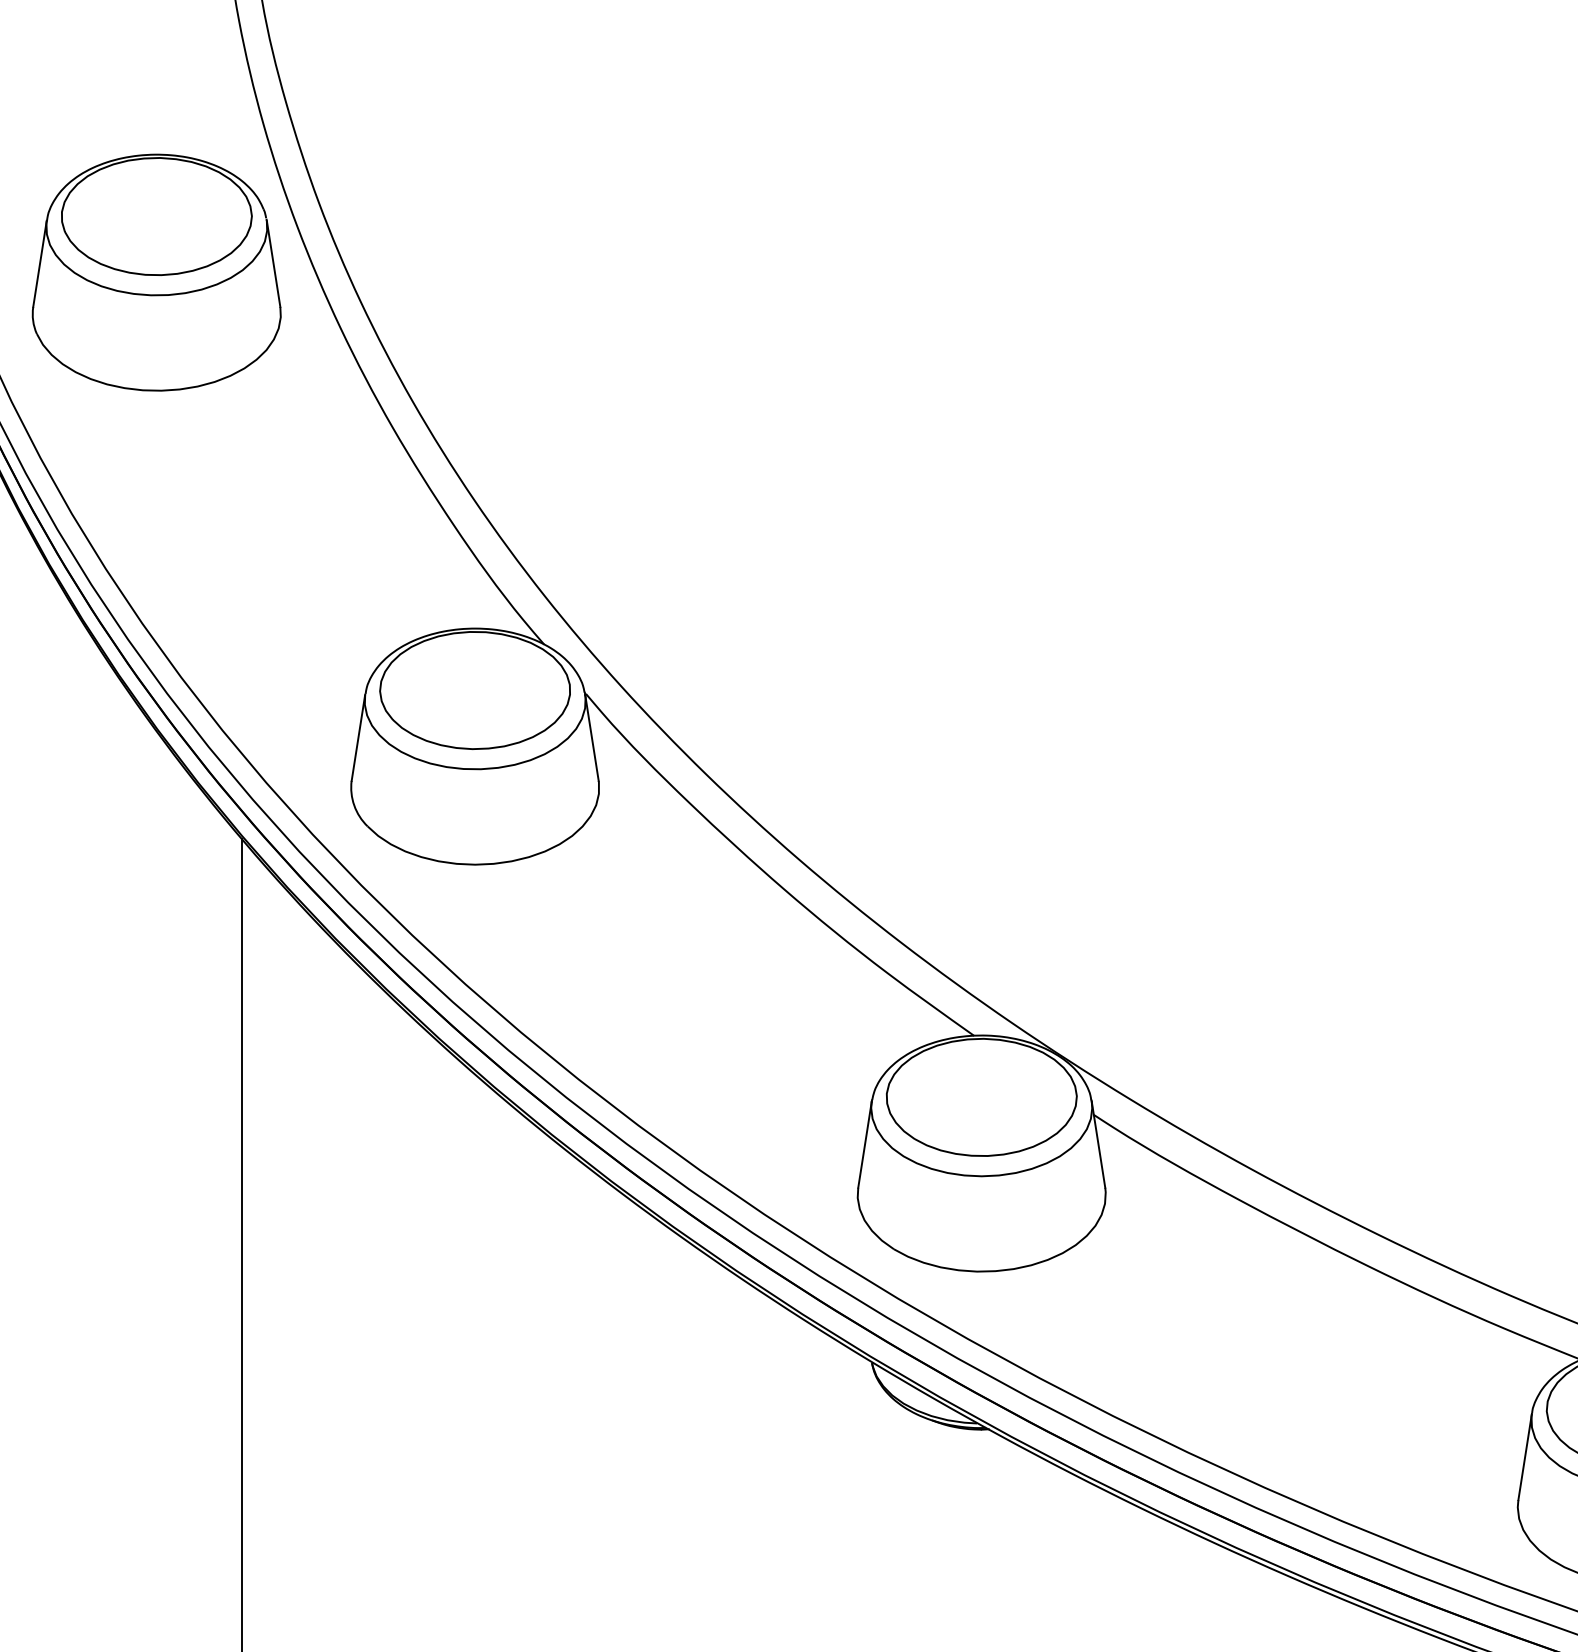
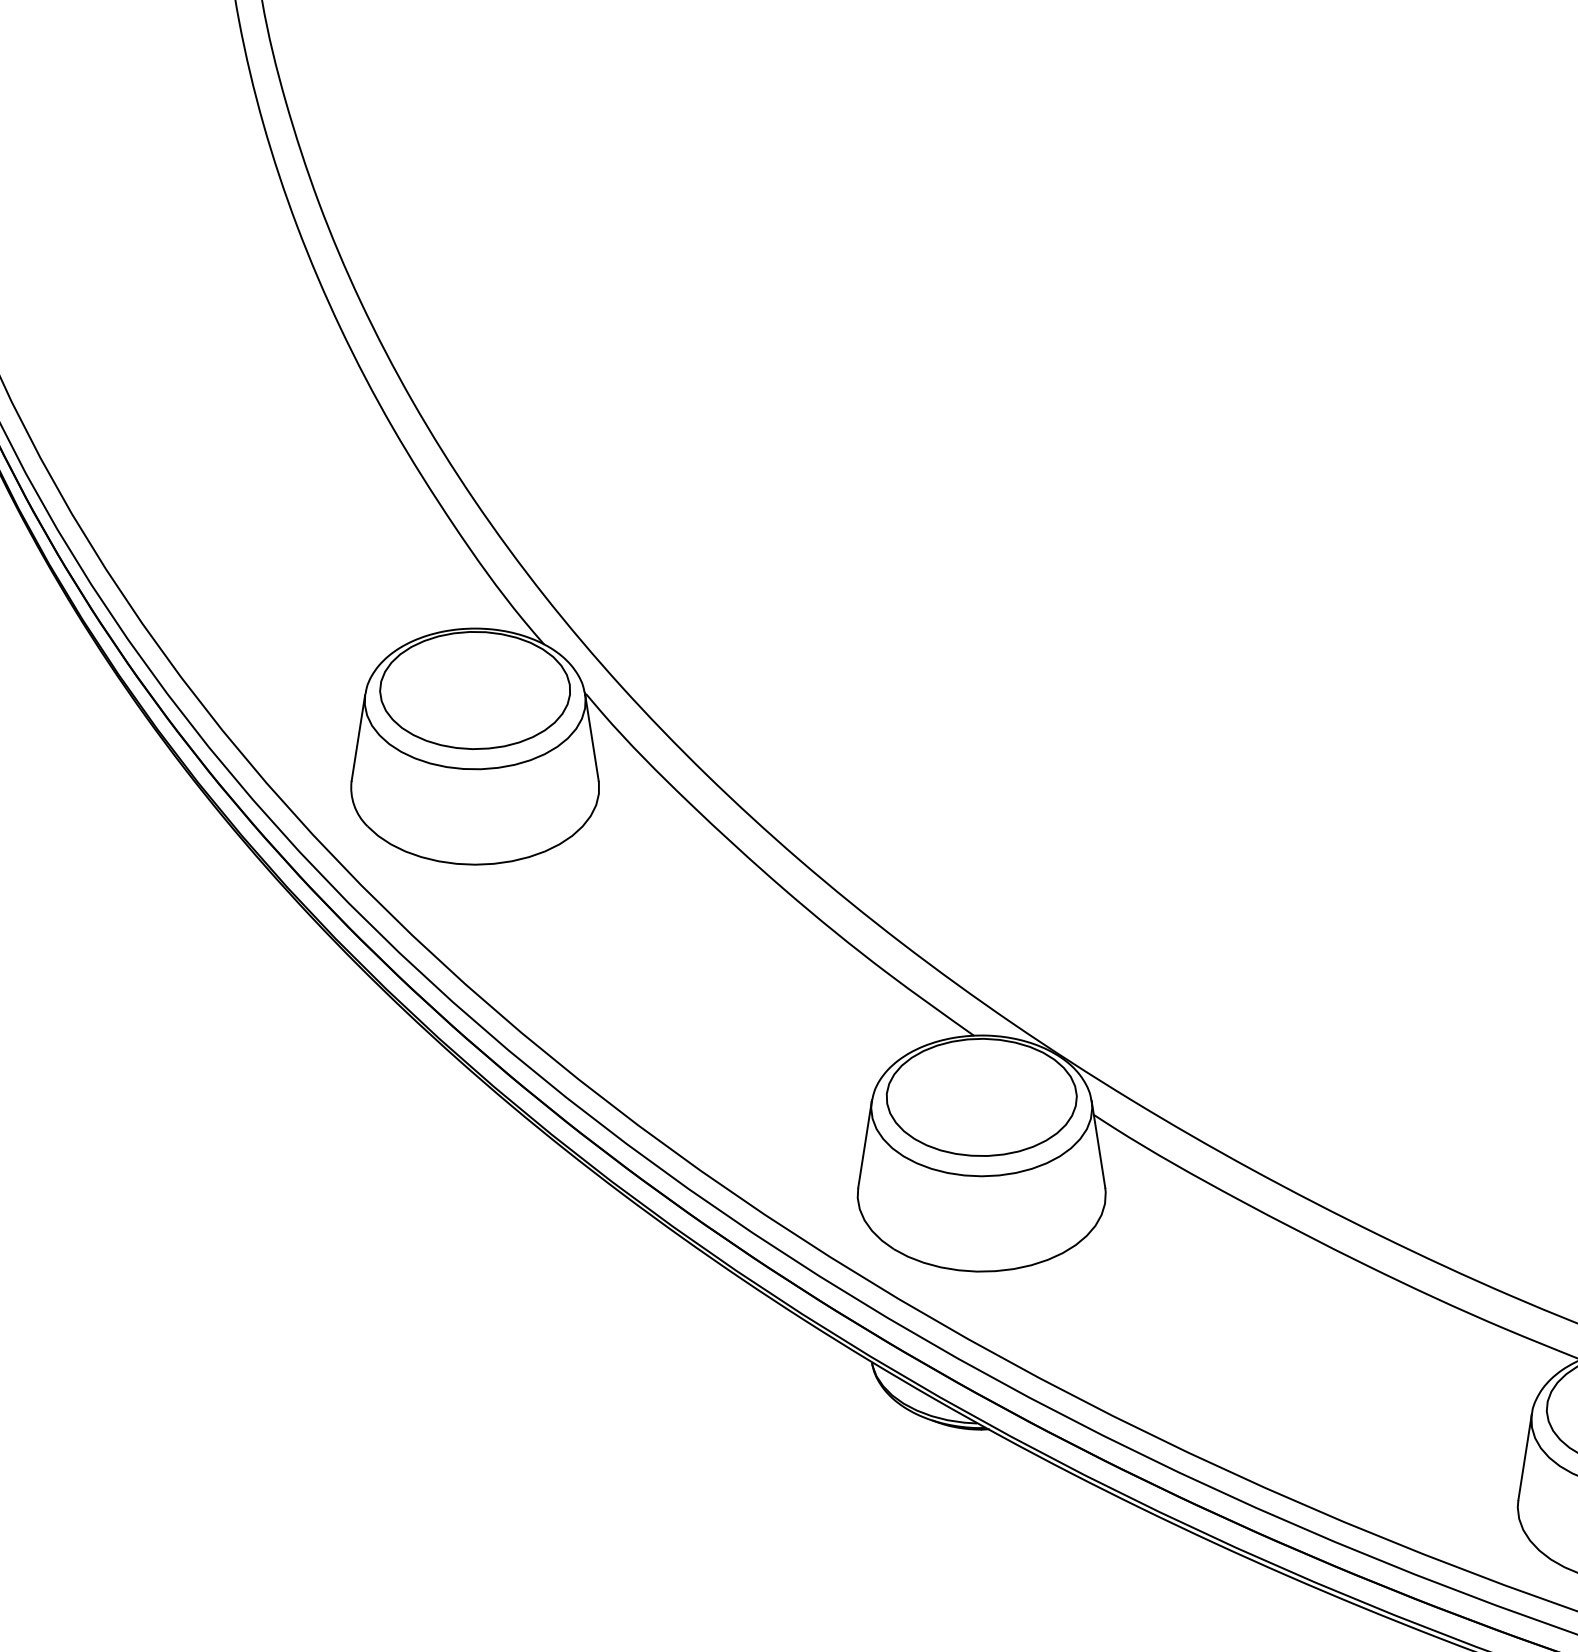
part: present -> none (156, 272)
line: present -> none (242, 1243)
